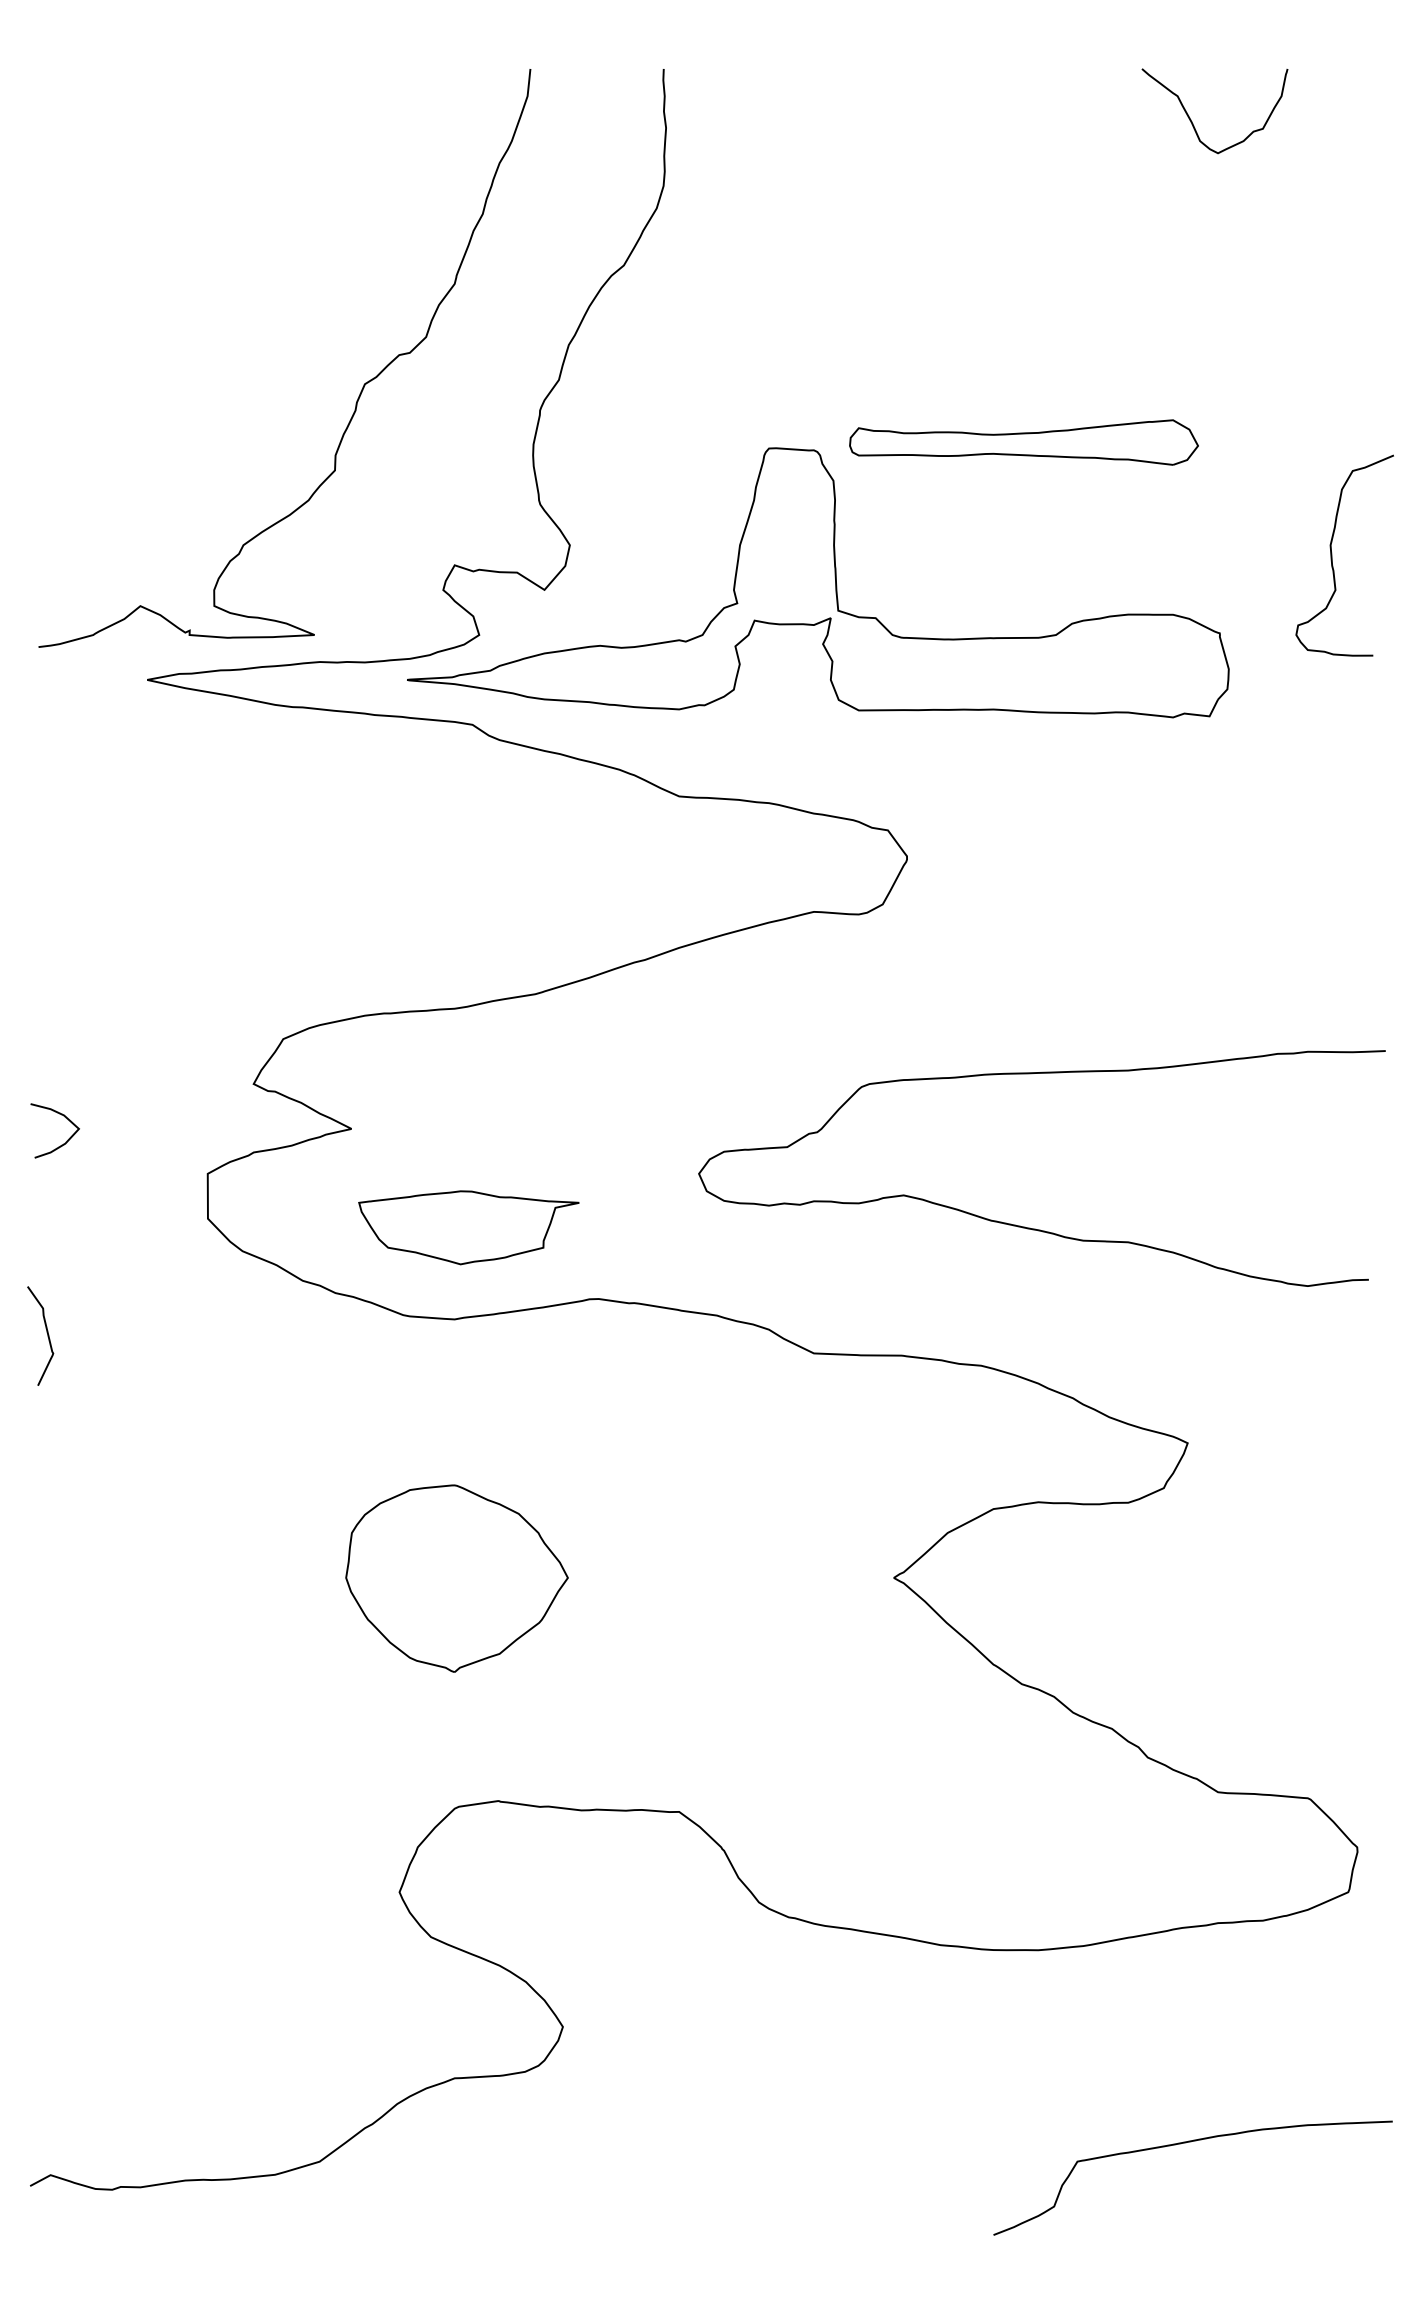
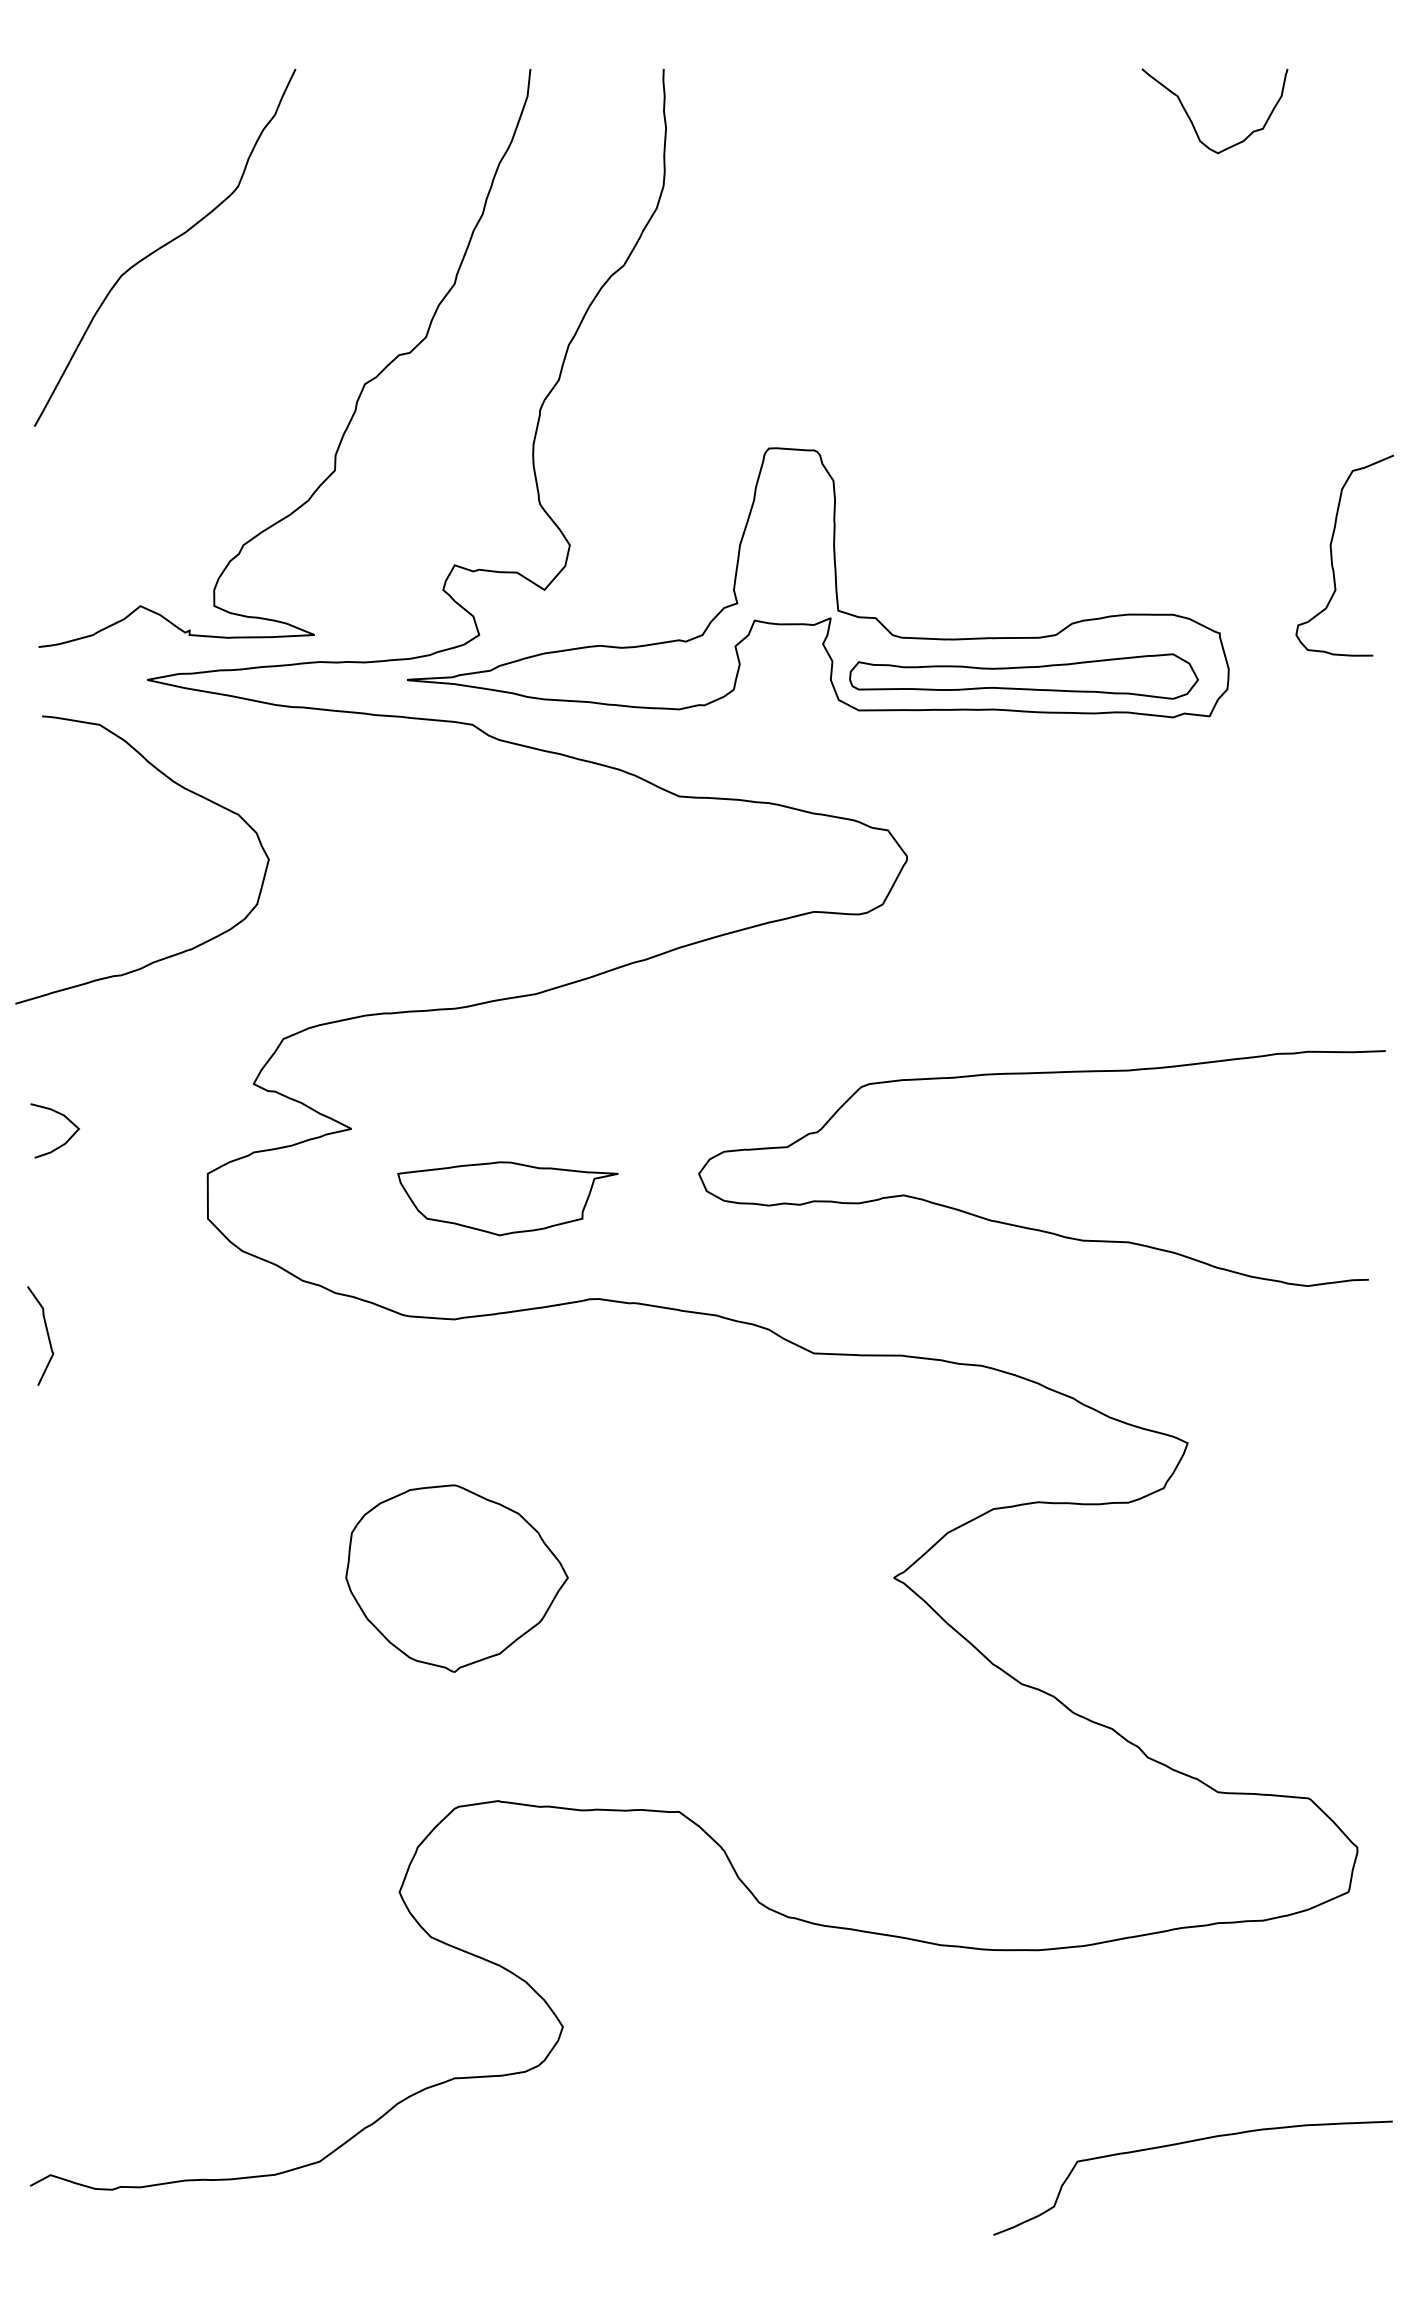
curve: none -> present (164, 246)
part position: (1023, 442) -> (1023, 676) (1023, 676)
curve: none -> present (182, 788)
part position: (468, 1227) -> (507, 1198) (507, 1198)
